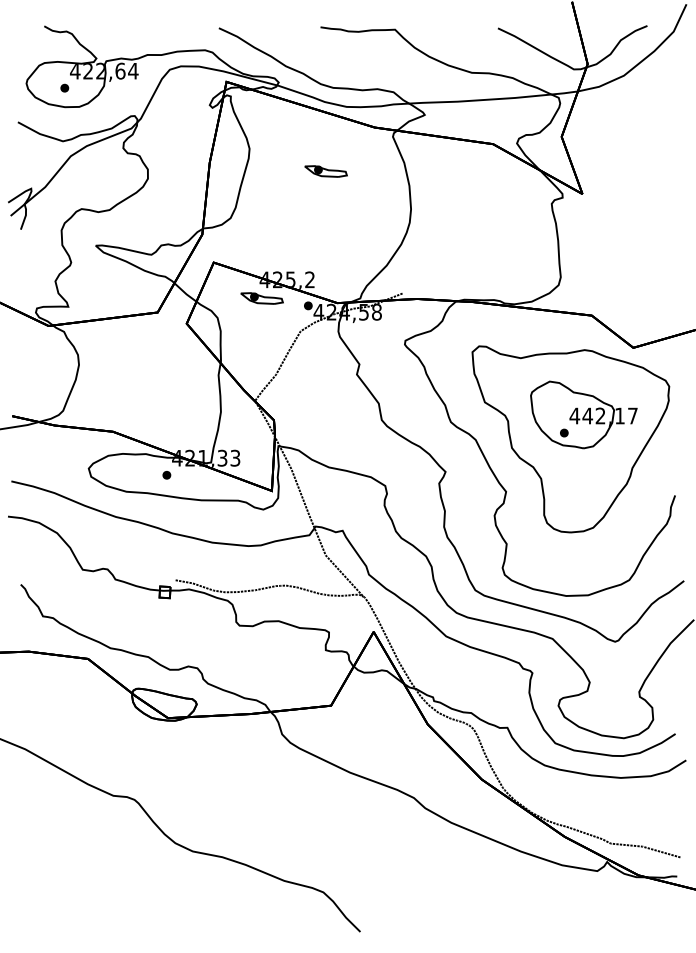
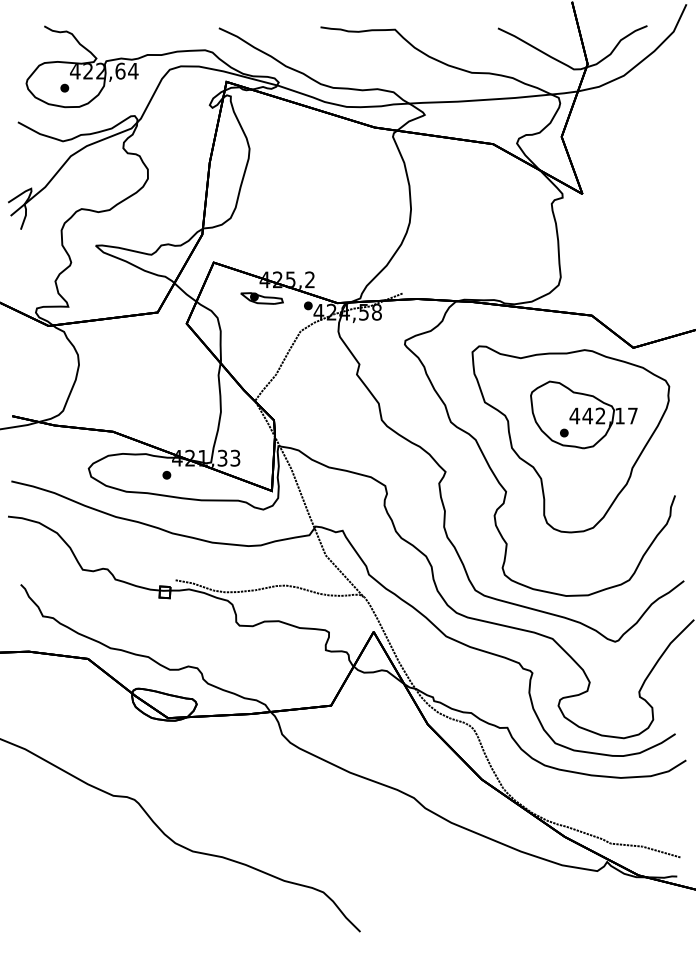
part: present -> none (325, 171)
